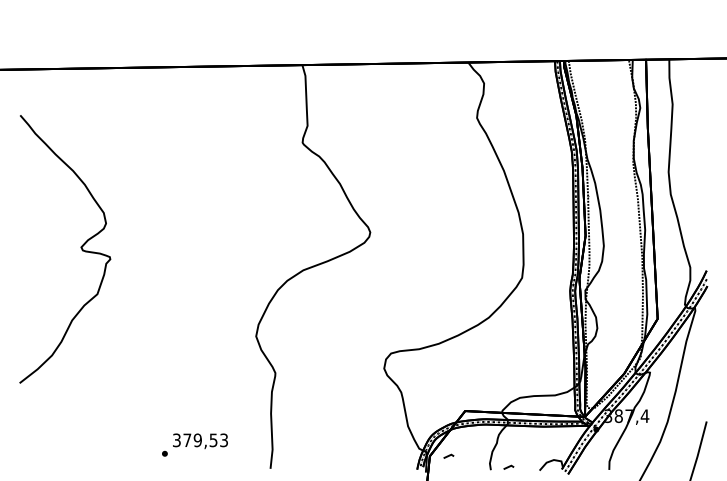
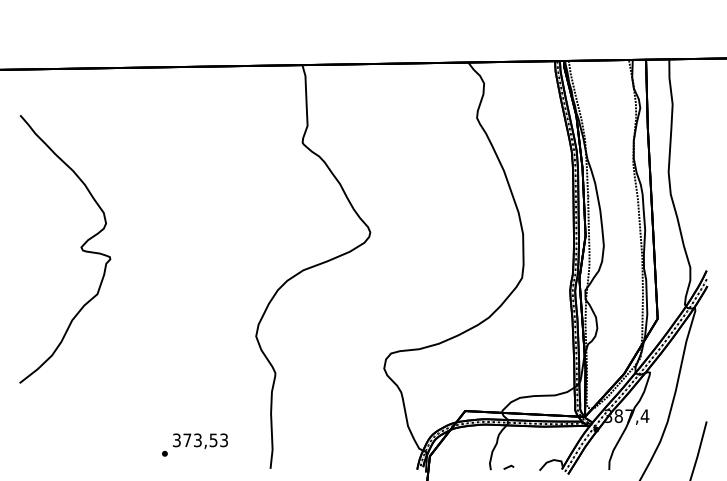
text: 379,53 -> 373,53 (197, 439)
line: present -> none (448, 455)
